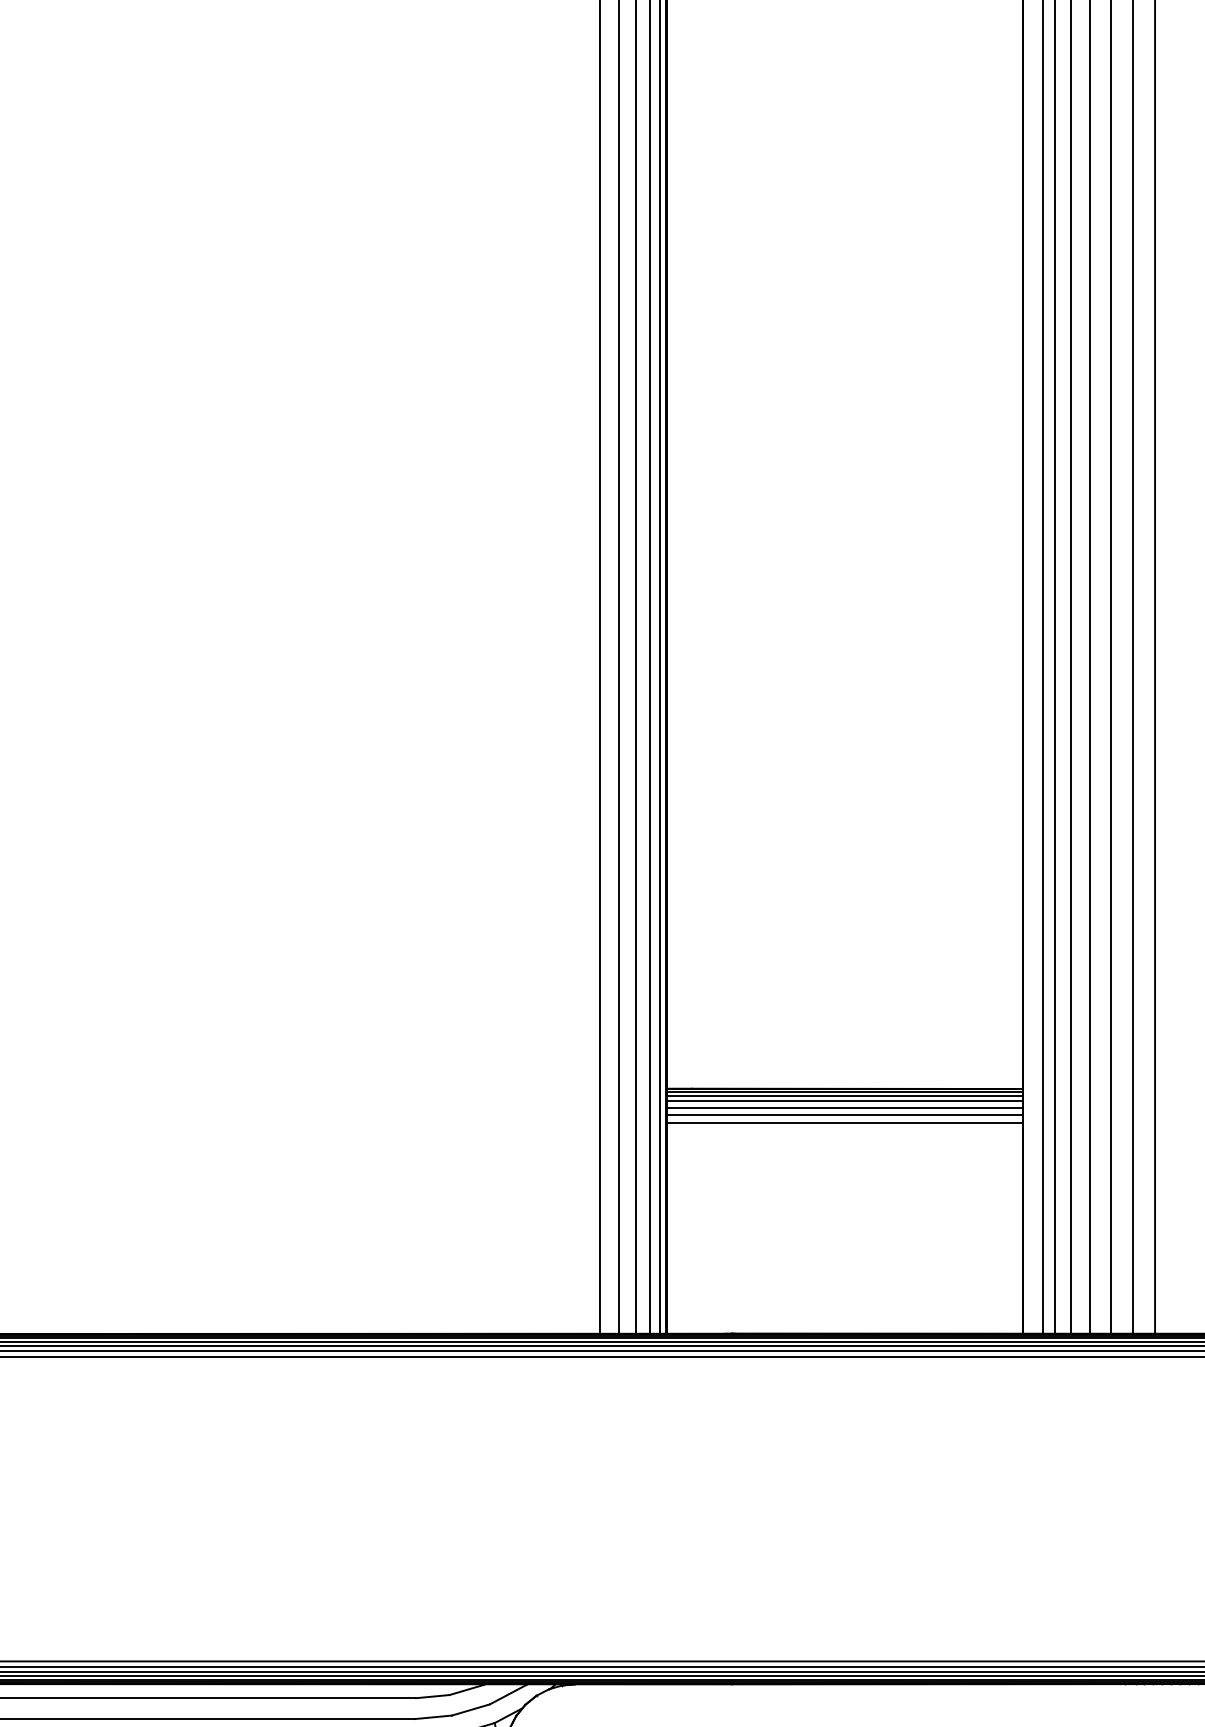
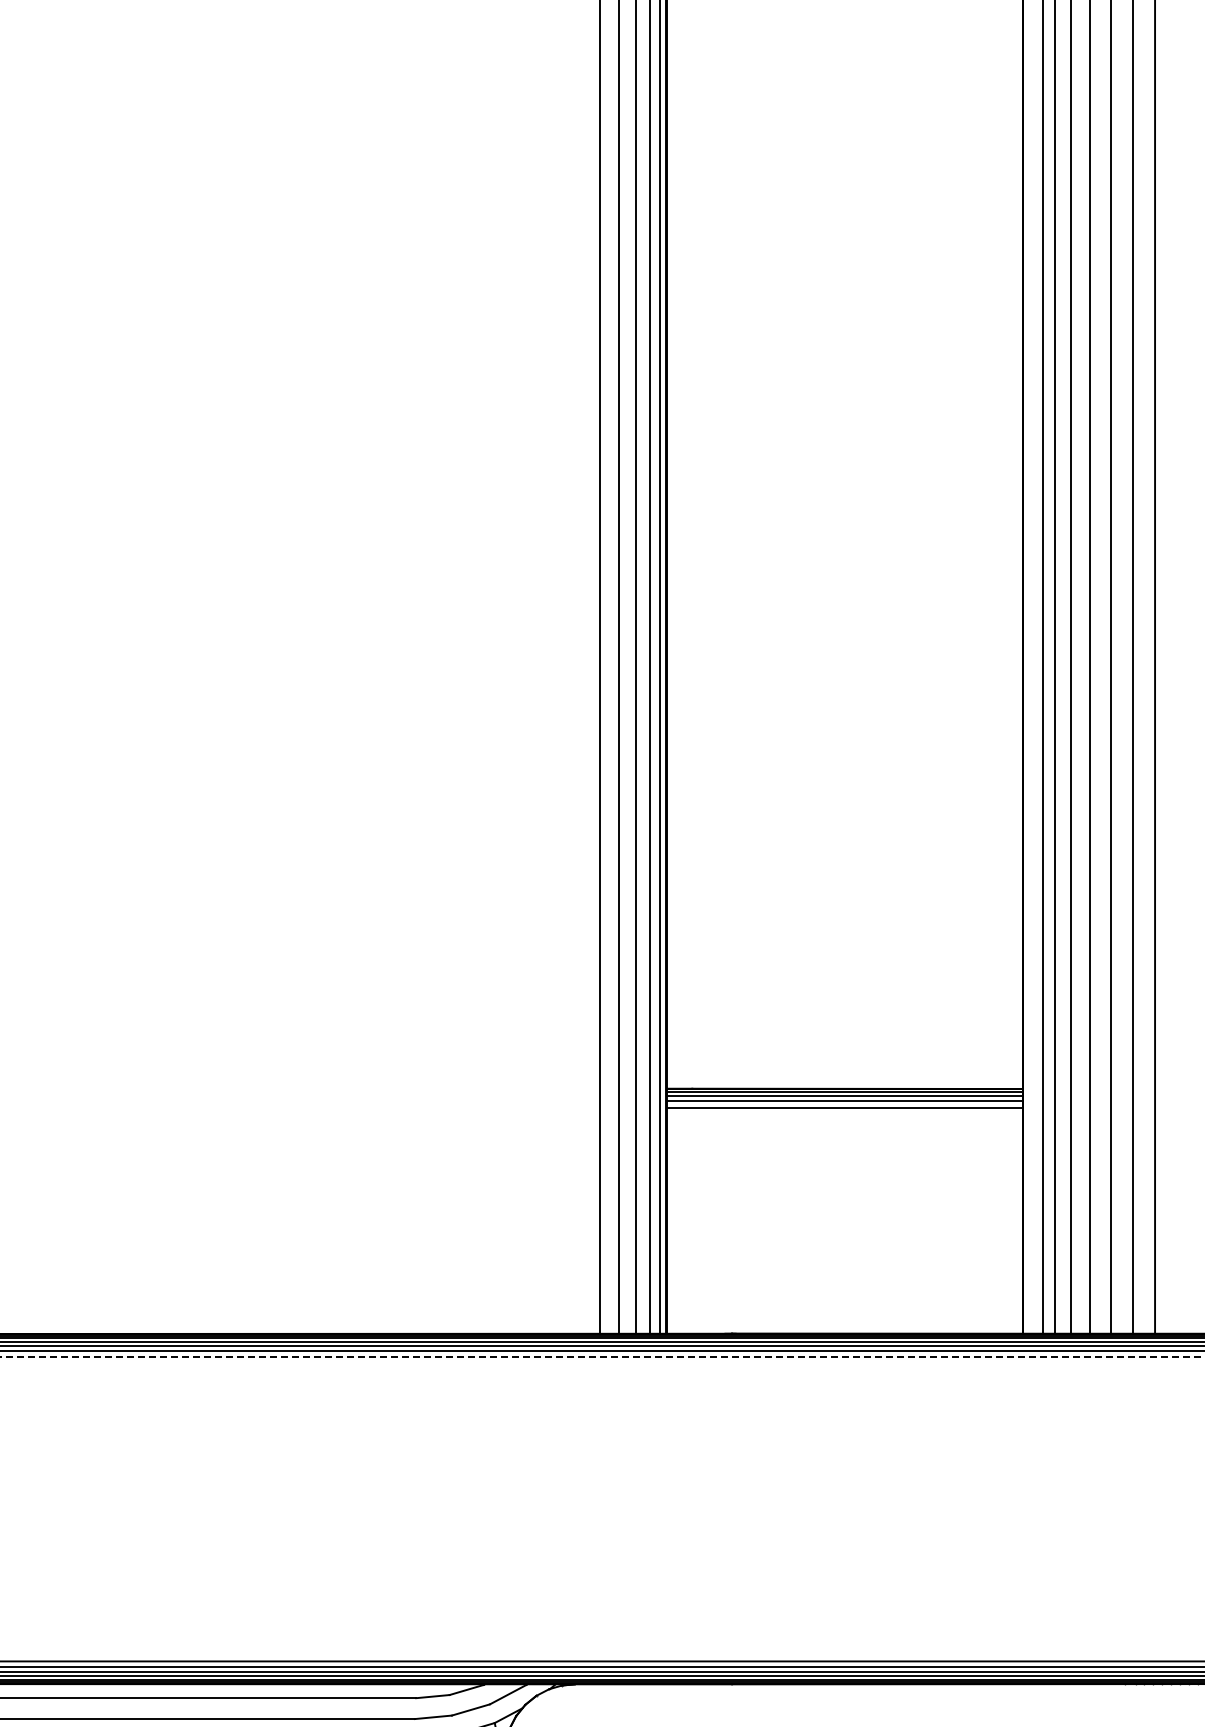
line: present -> none (844, 1115)
line: present -> none (844, 1123)
line: solid -> dashed (602, 1356)
